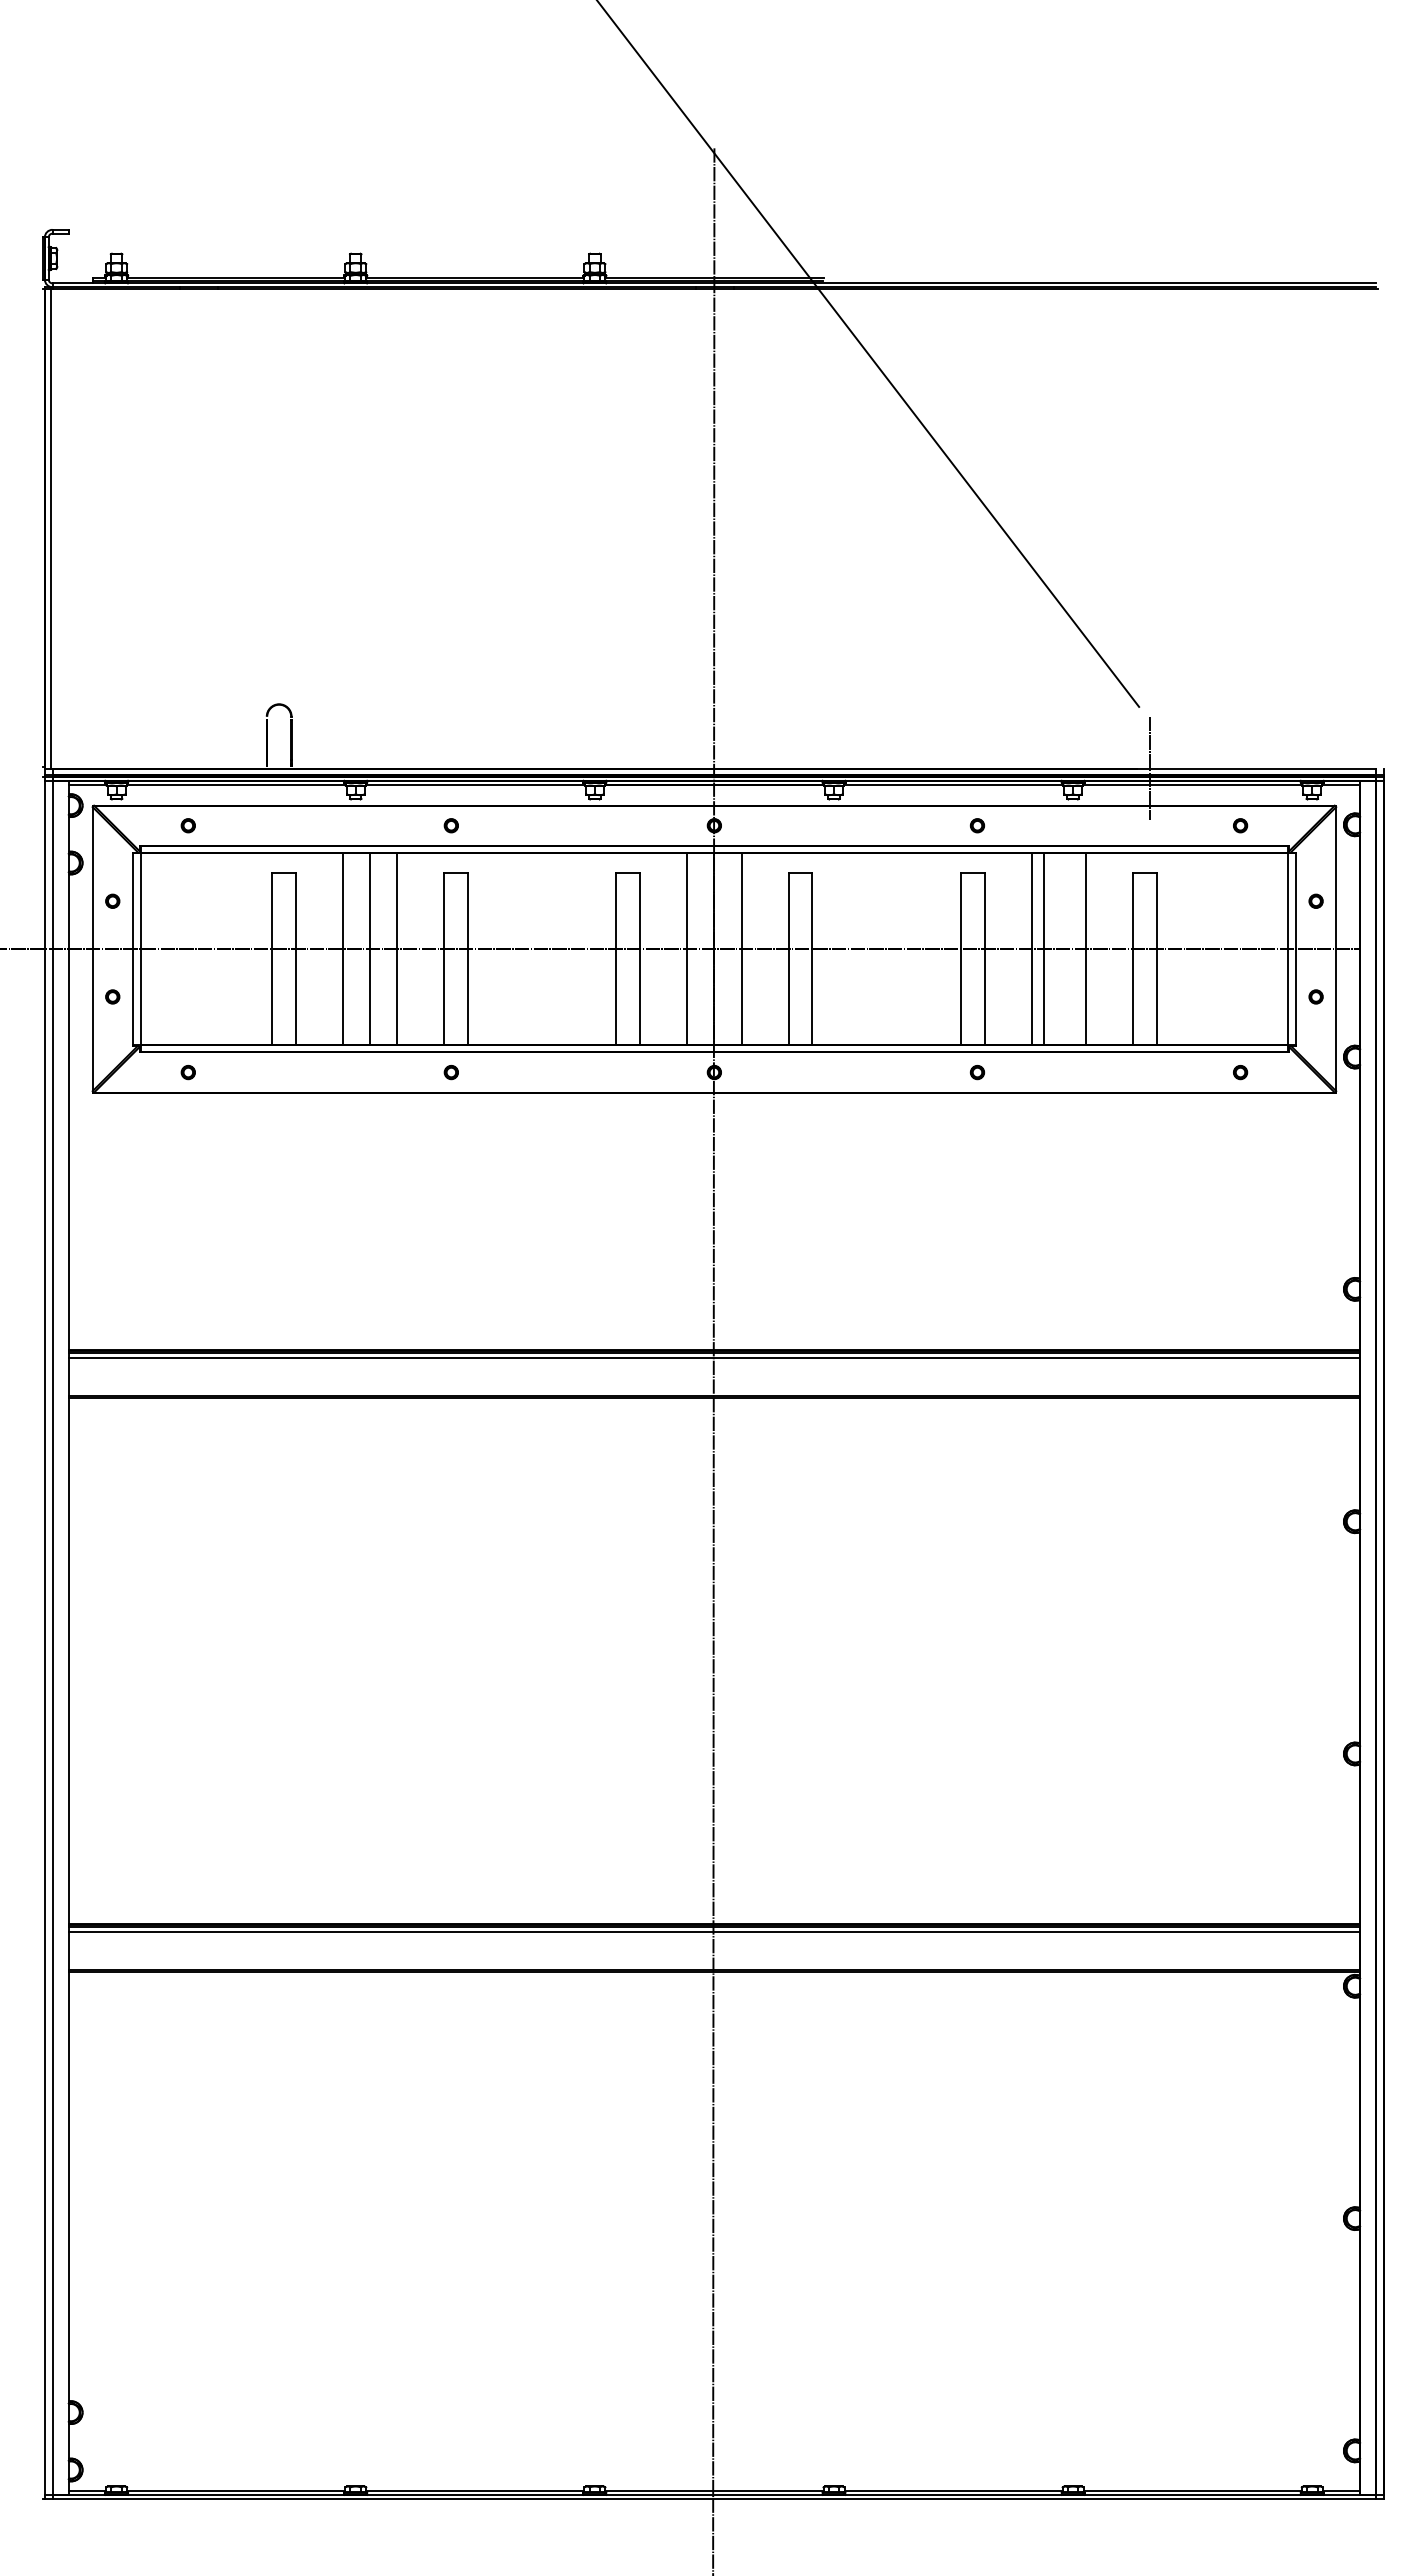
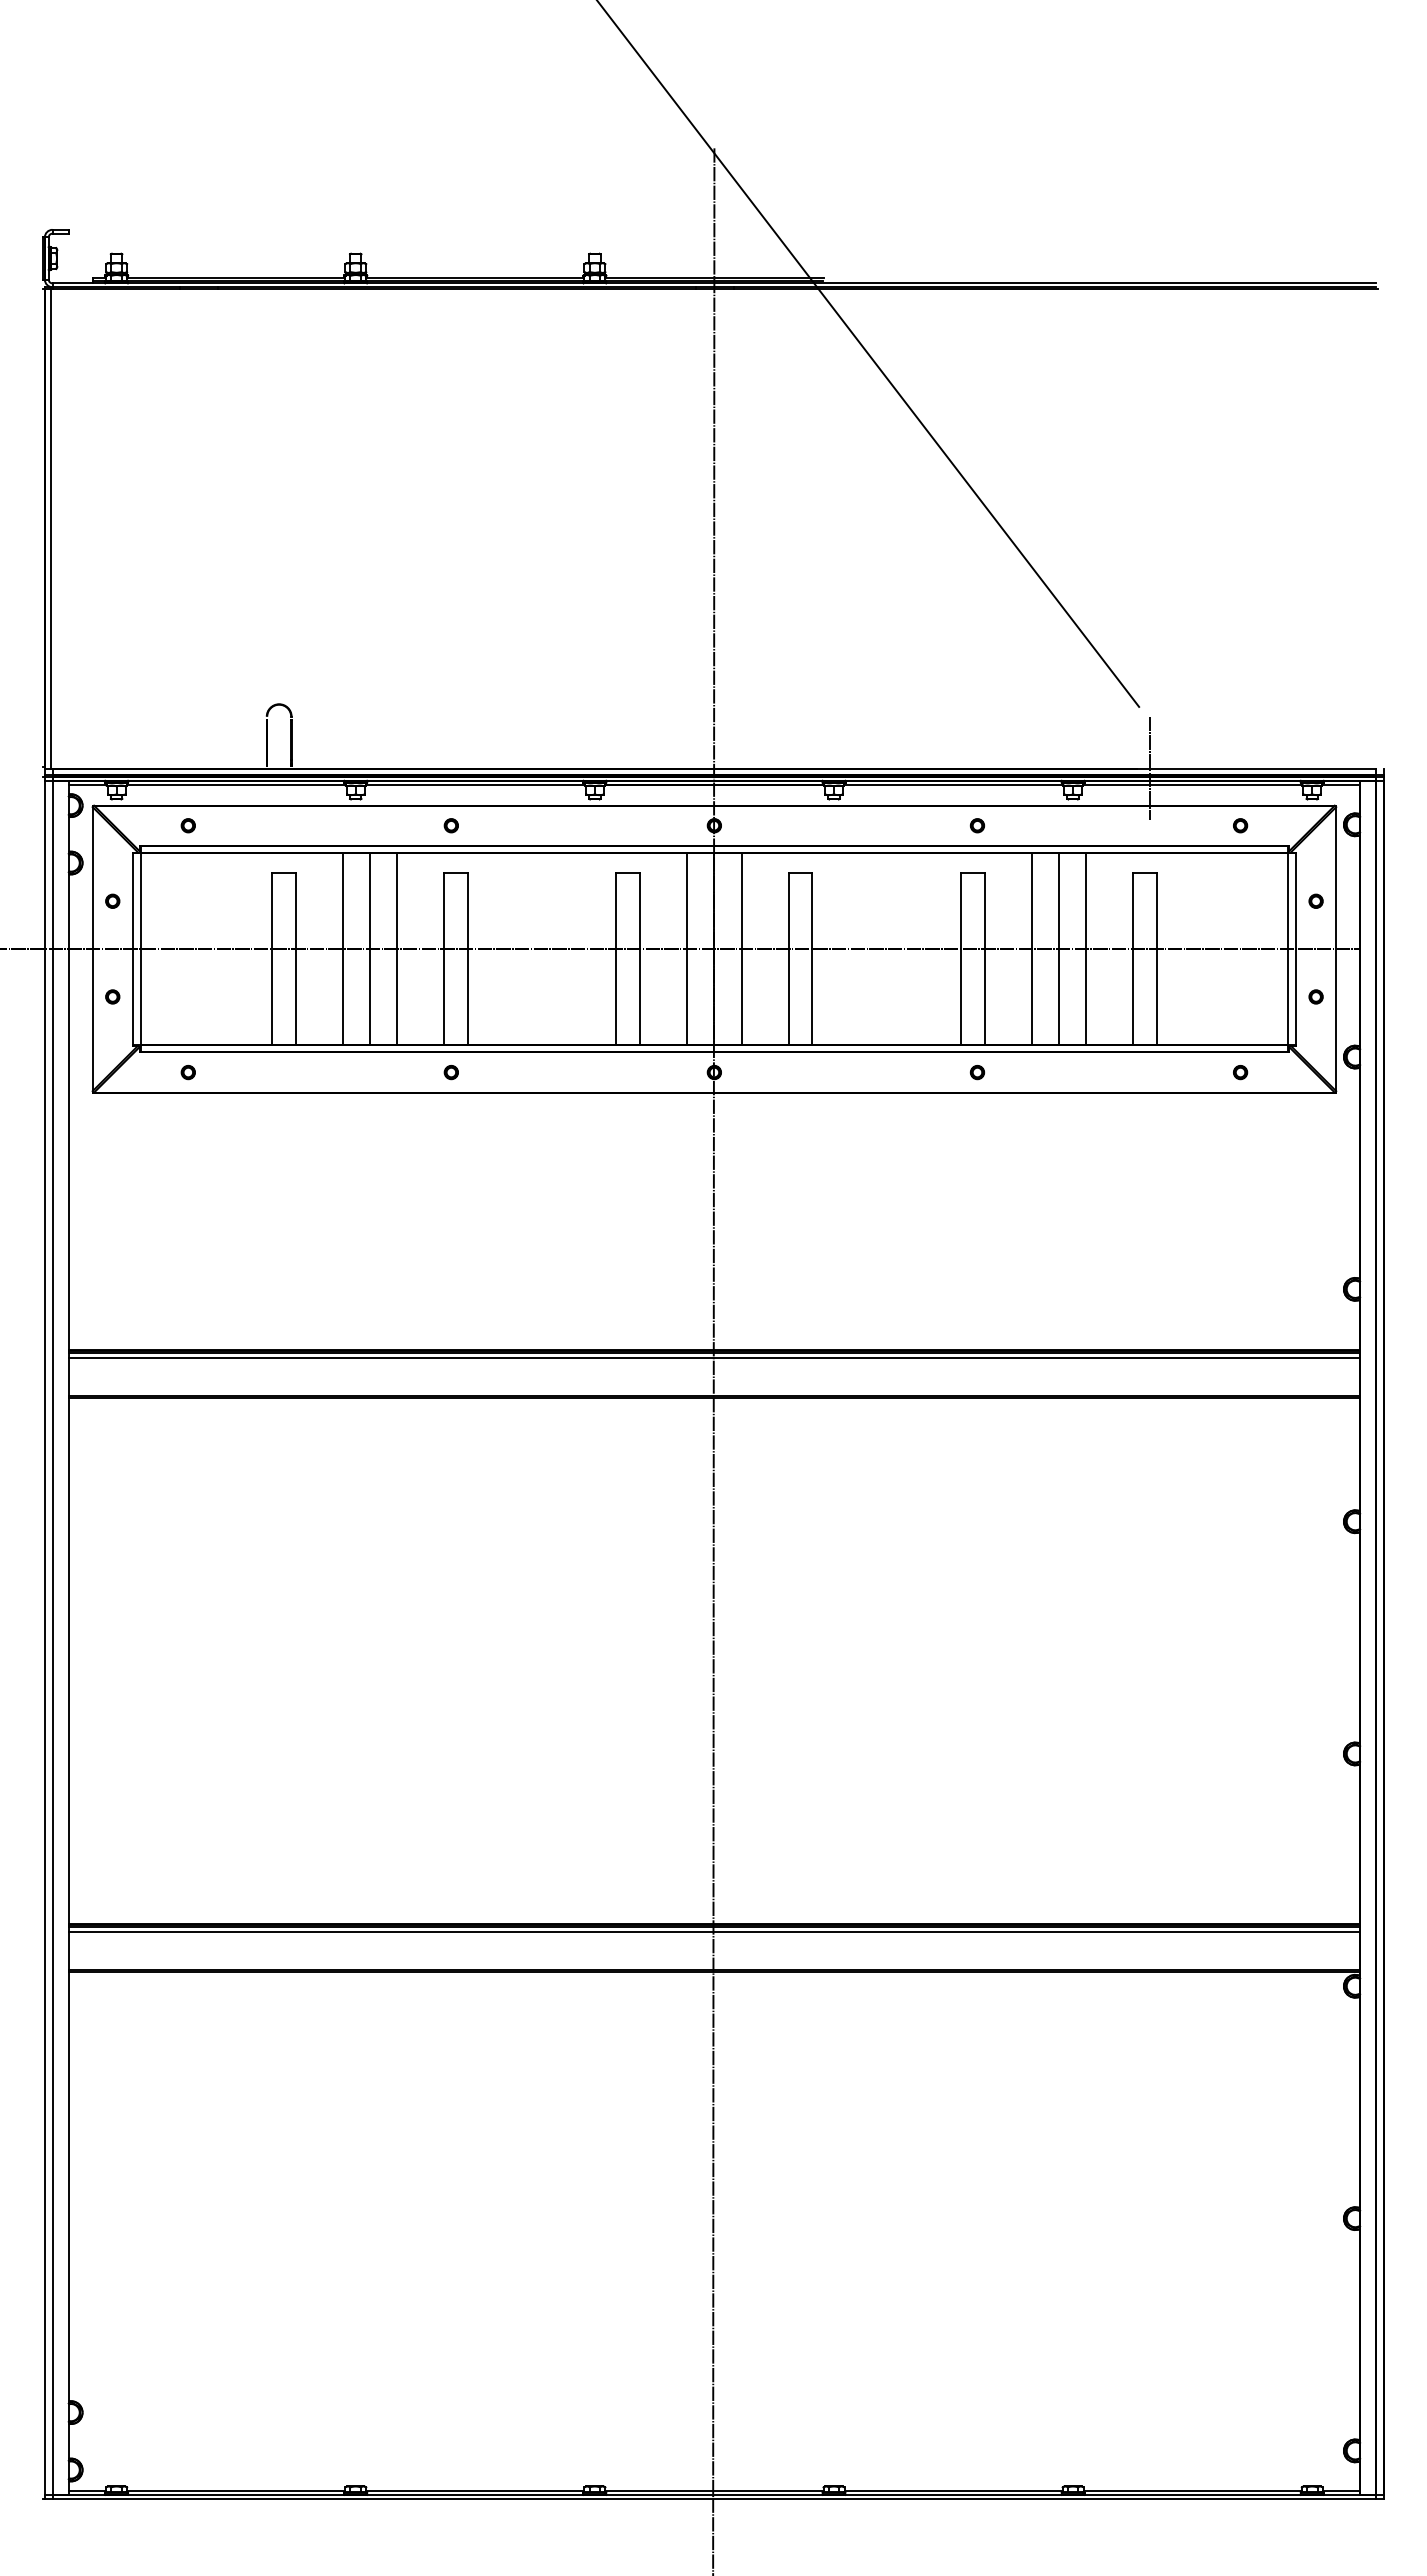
line position: (1043, 948) -> (1058, 948) (1058, 948)
